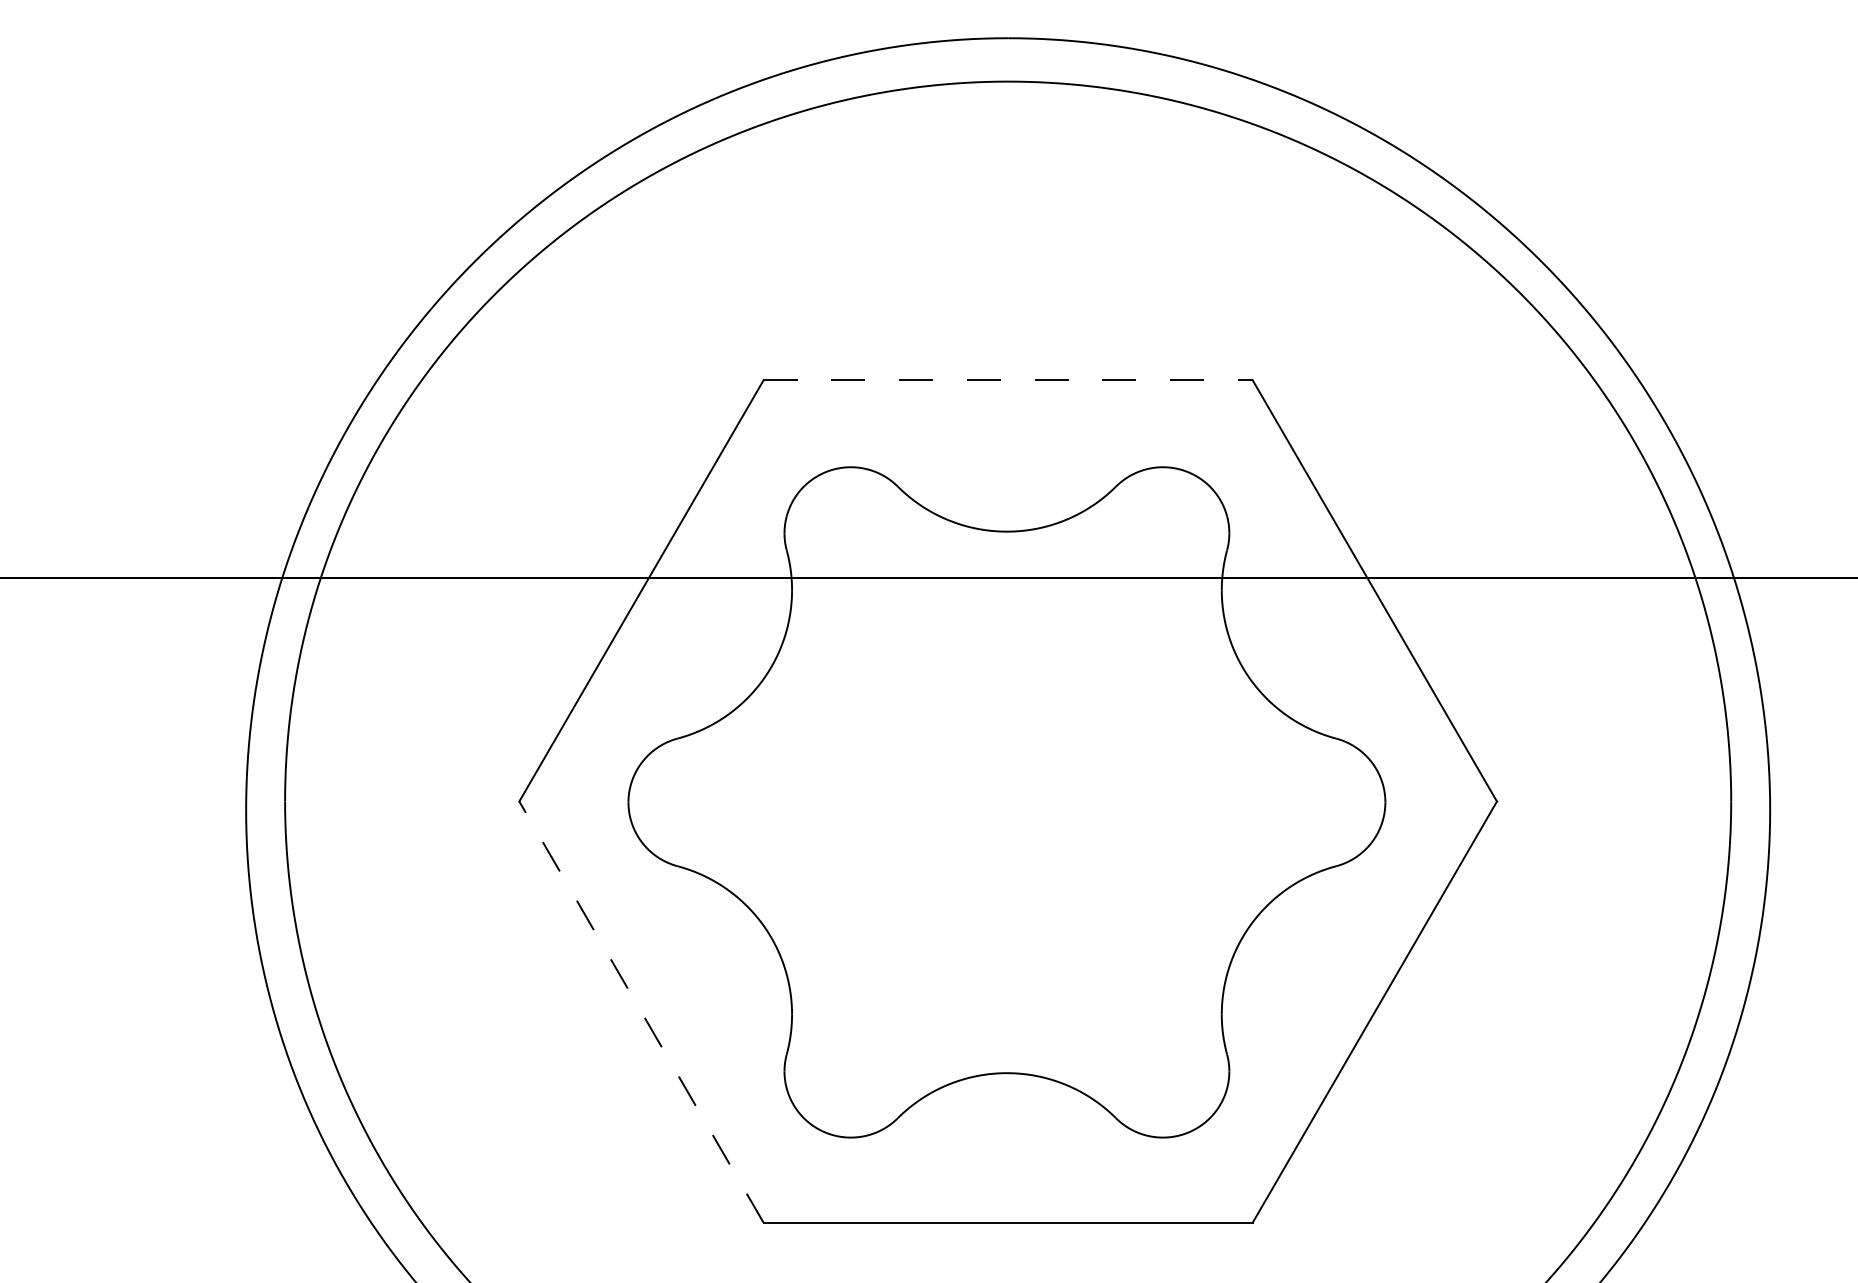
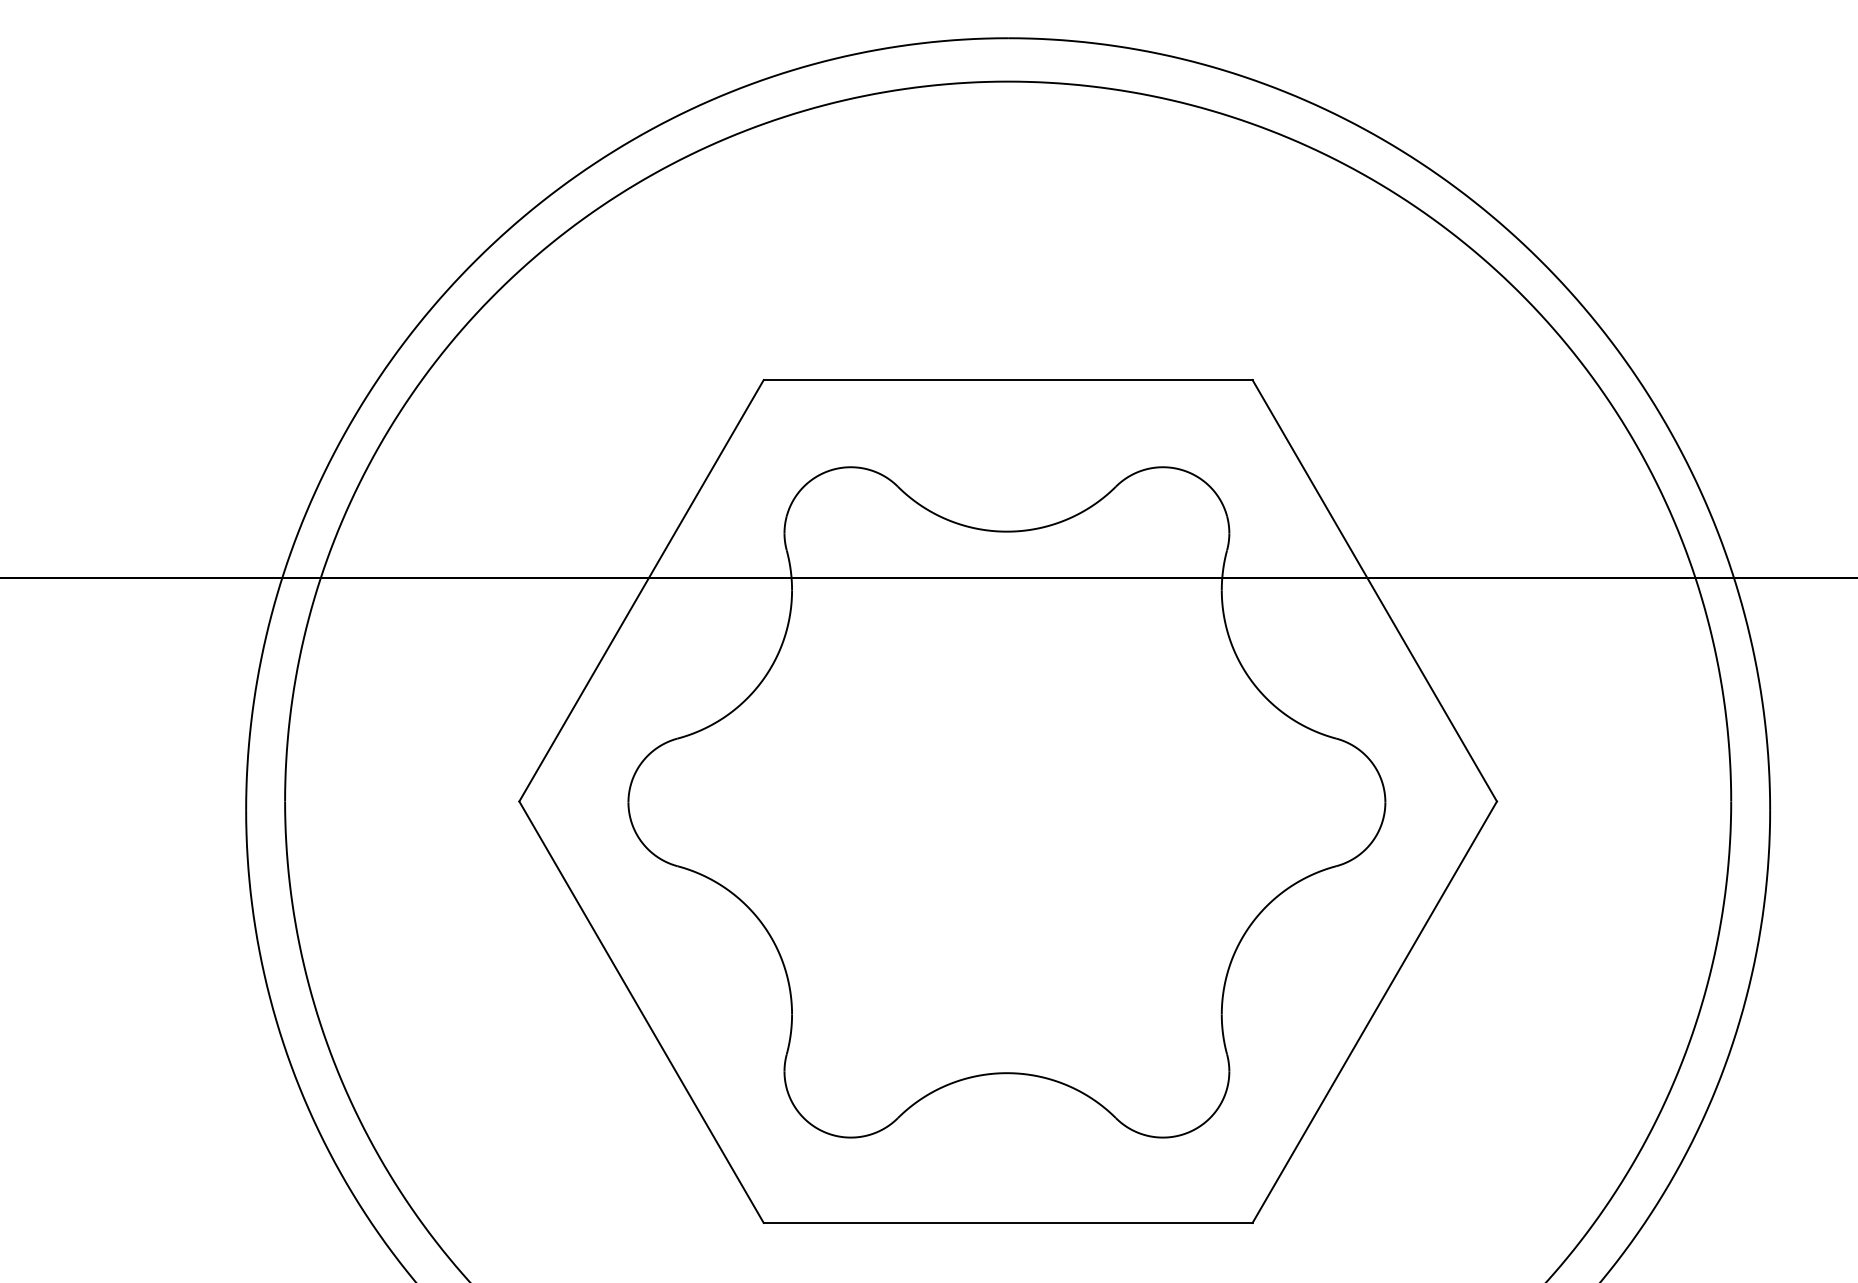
line: dashed -> solid (1008, 380)
line: dashed -> solid (641, 1012)
